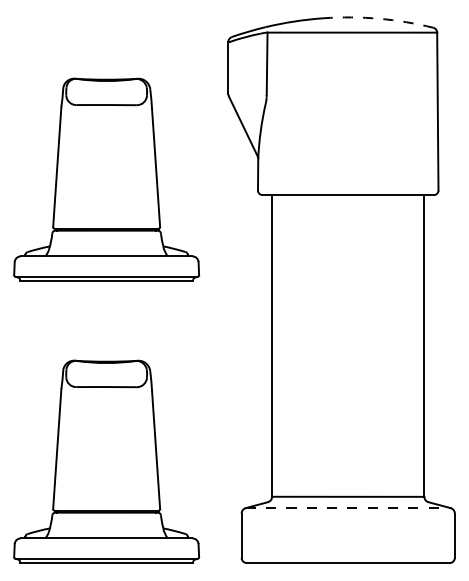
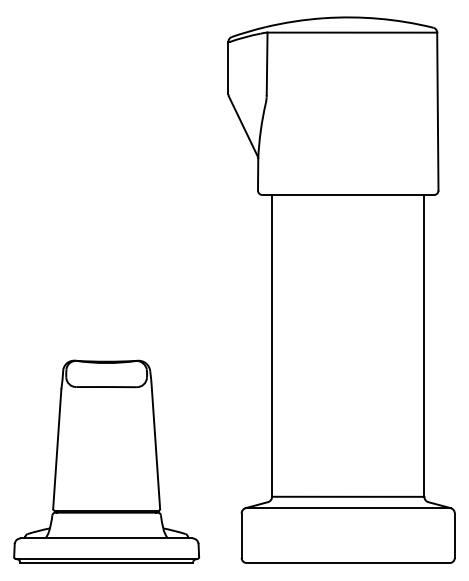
arc: dashed -> solid (378, 18)
part: present -> none (106, 179)
line: dashed -> solid (348, 508)
